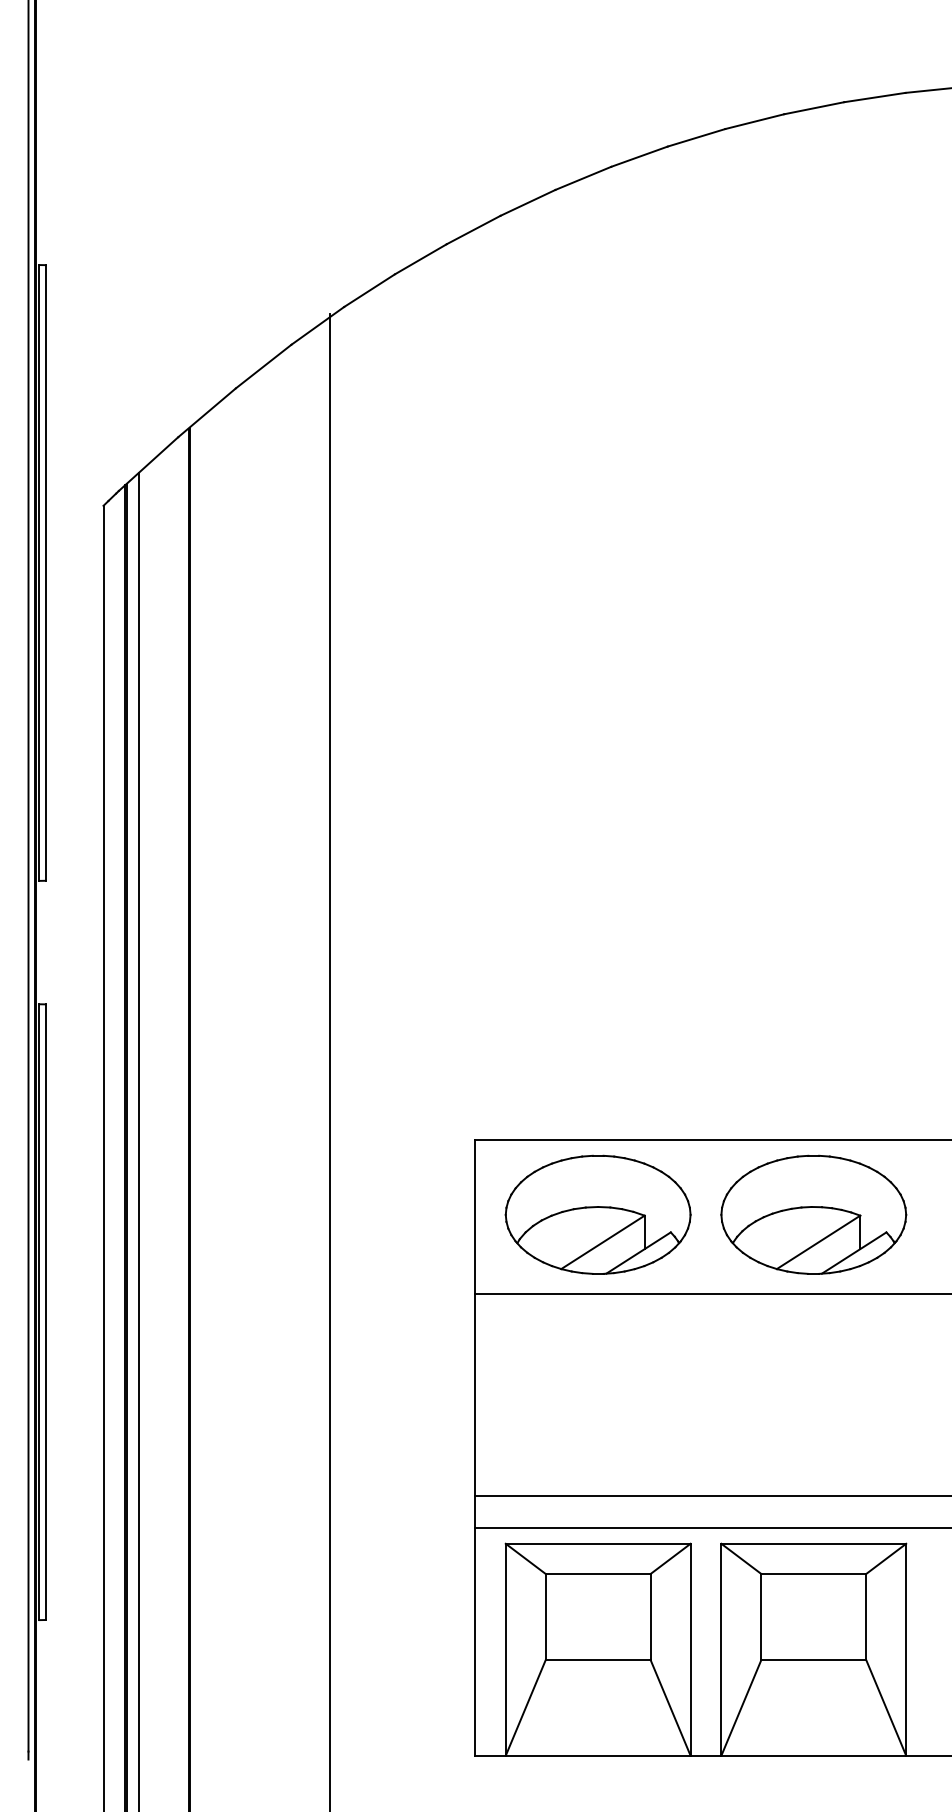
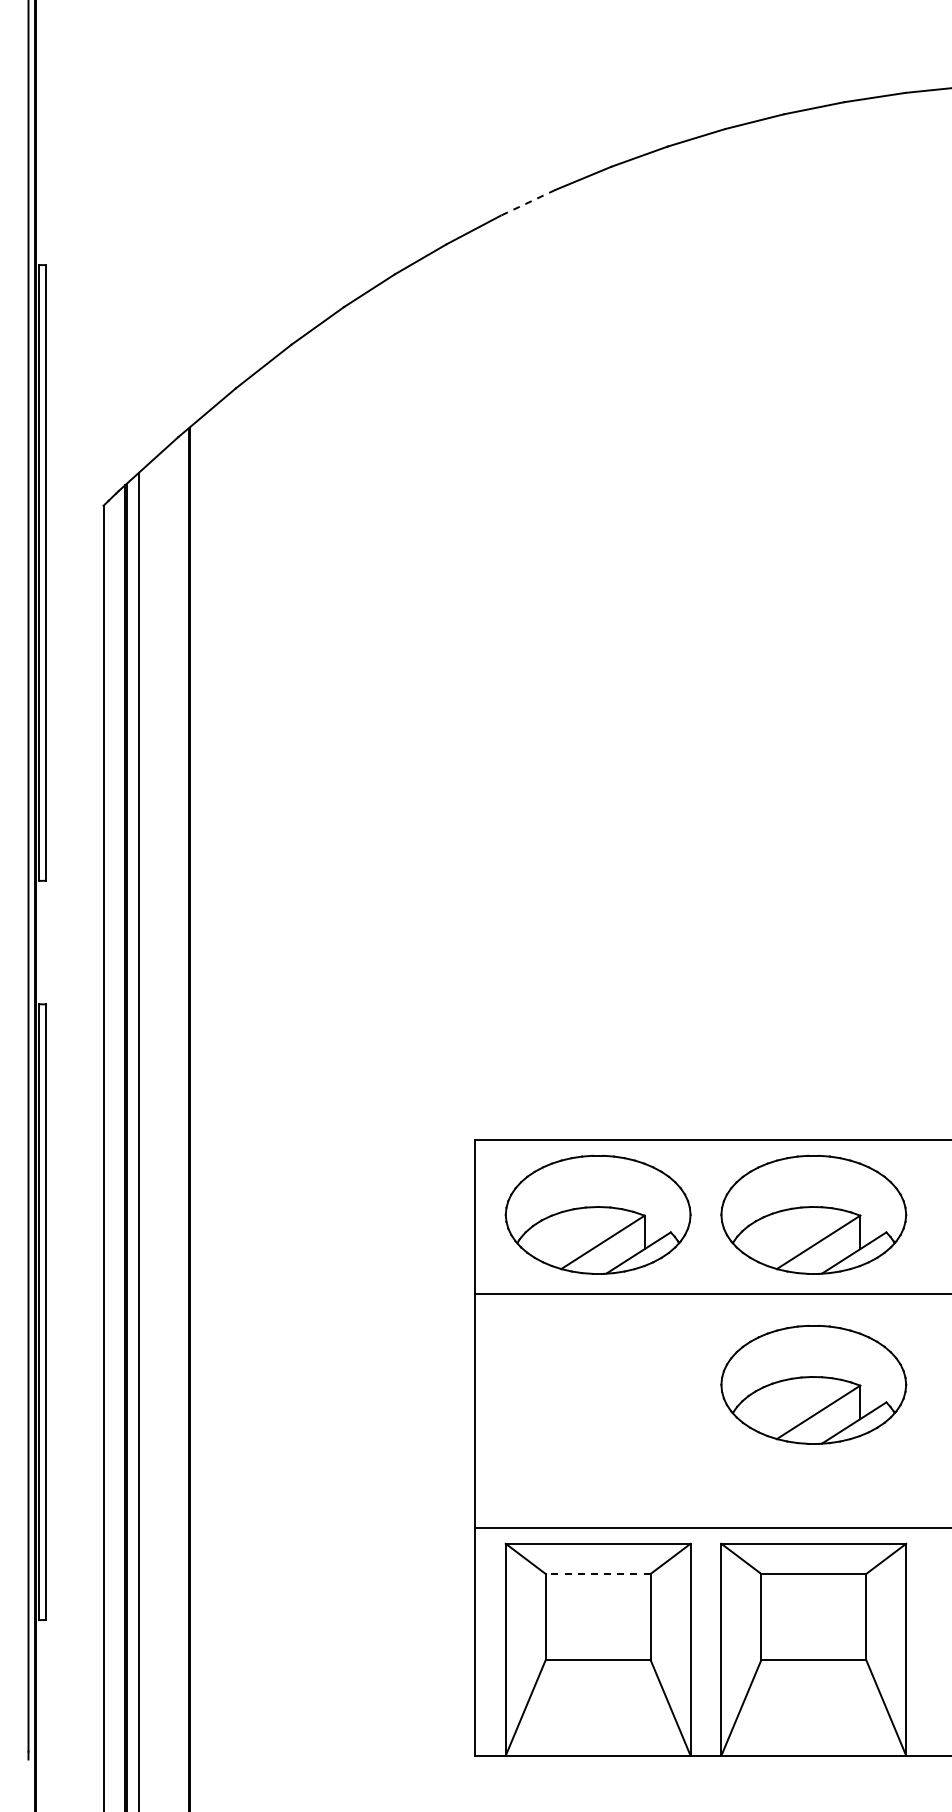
line: solid -> dashed (527, 203)
line: present -> none (330, 1061)
part: none -> present (813, 1384)
line: present -> none (711, 1496)
line: solid -> dashed (597, 1574)
